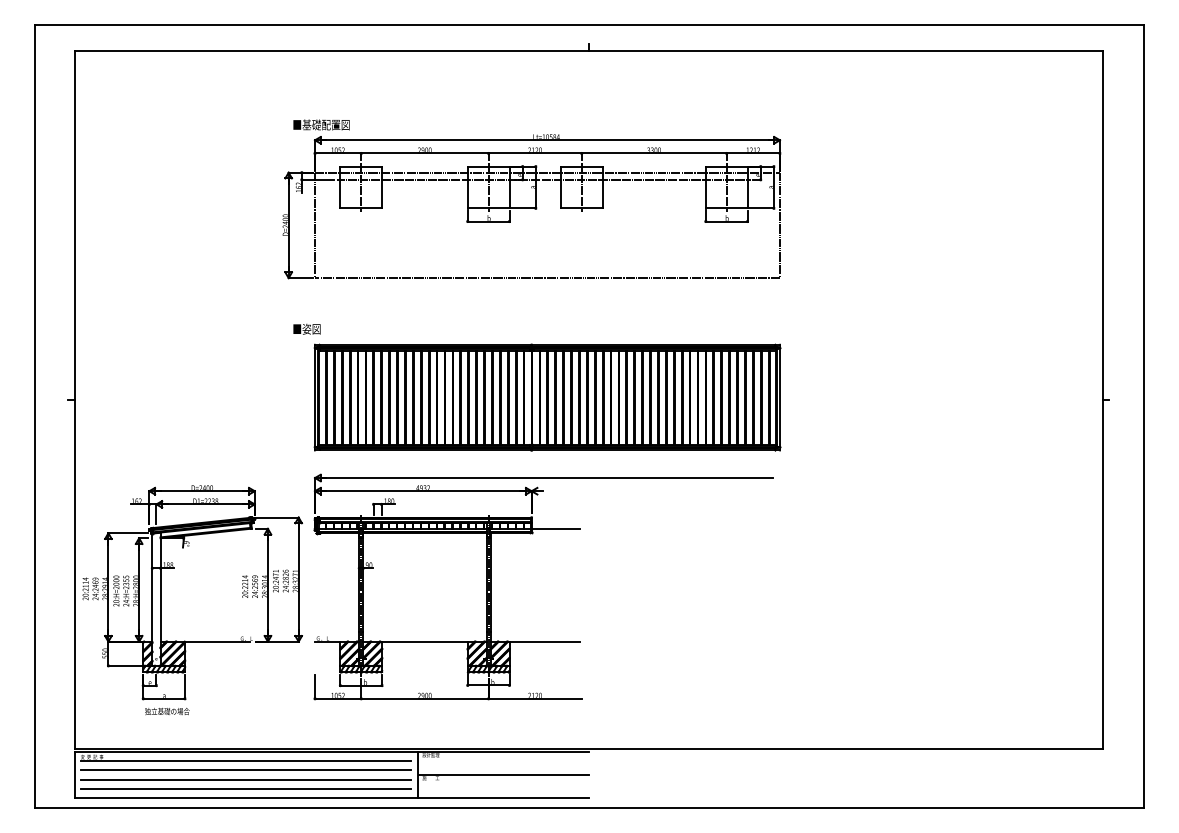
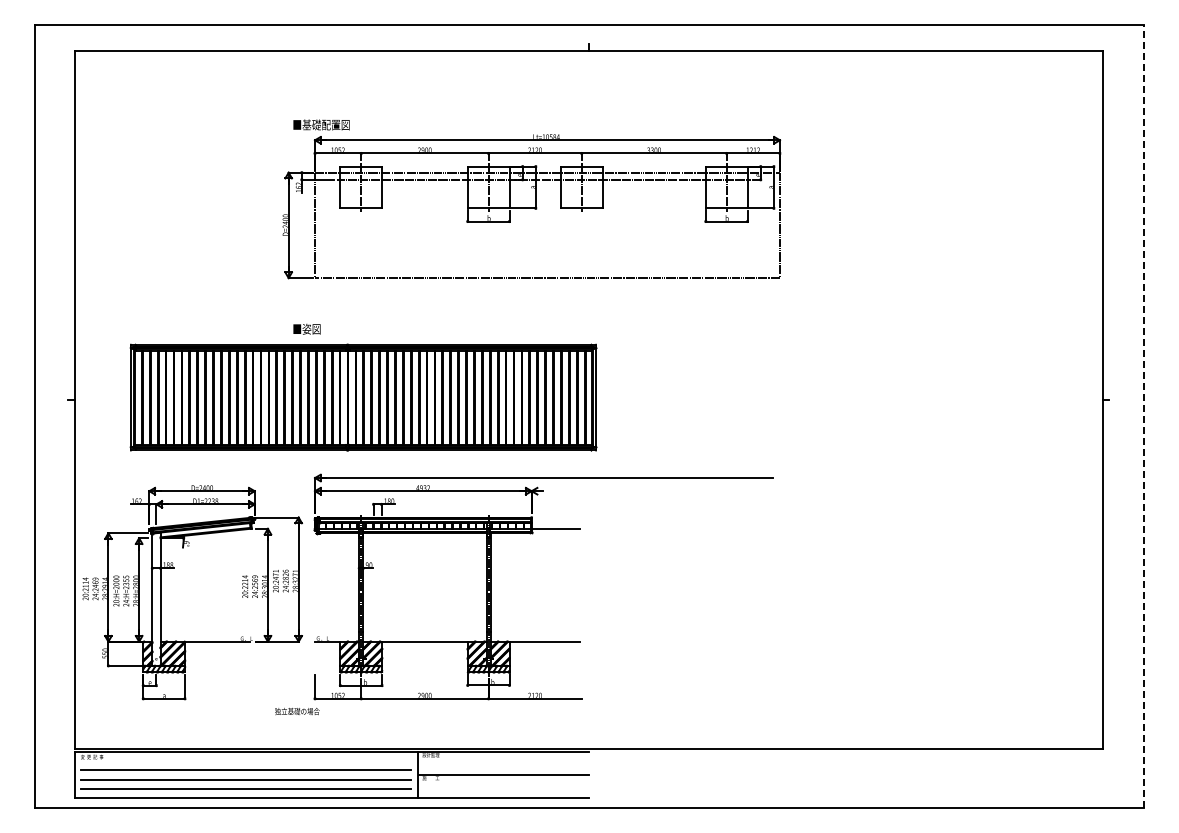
part position: (547, 397) -> (363, 397) (363, 397)
line: solid -> dashed (1143, 416)
text position: (167, 711) -> (297, 711) (297, 711)
line: present -> none (245, 761)
